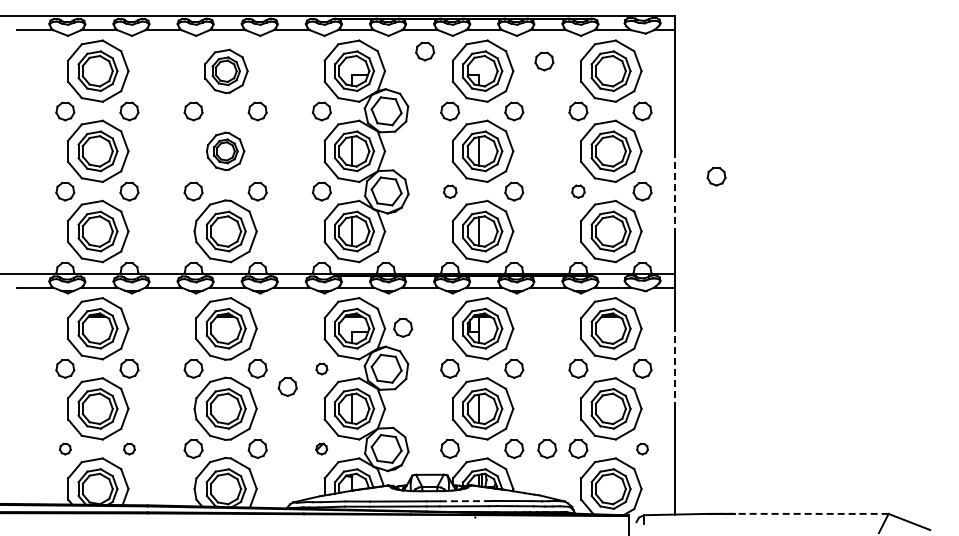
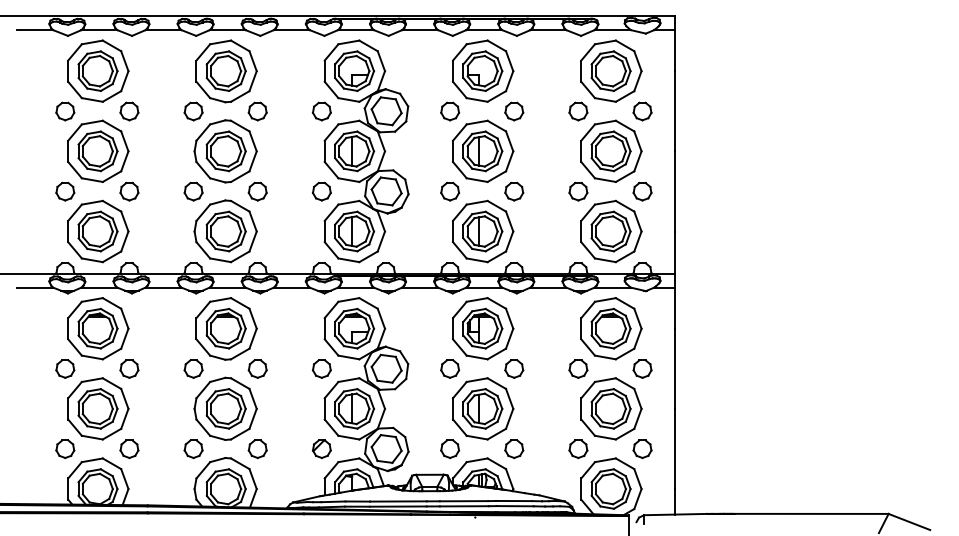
part: present -> none (425, 51)
part: present -> none (544, 61)
part size: 45x46 px -> 63x65 px (226, 71)
part size: 40x40 px -> 65x65 px (225, 151)
part: present -> none (716, 176)
part size: 15x15 px -> 21x20 px (450, 191)
part size: 15x15 px -> 21x21 px (578, 191)
line: dashed -> solid (674, 191)
part: present -> none (403, 327)
part size: 14x14 px -> 20x20 px (321, 368)
line: dashed -> solid (674, 368)
part: present -> none (287, 386)
part size: 13x14 px -> 21x20 px (65, 448)
part size: 13x14 px -> 21x20 px (129, 448)
part size: 14x14 px -> 21x20 px (321, 448)
part: present -> none (547, 448)
part size: 13x14 px -> 21x20 px (642, 448)
line: dashed -> solid (464, 501)
line: dashed -> solid (805, 513)
